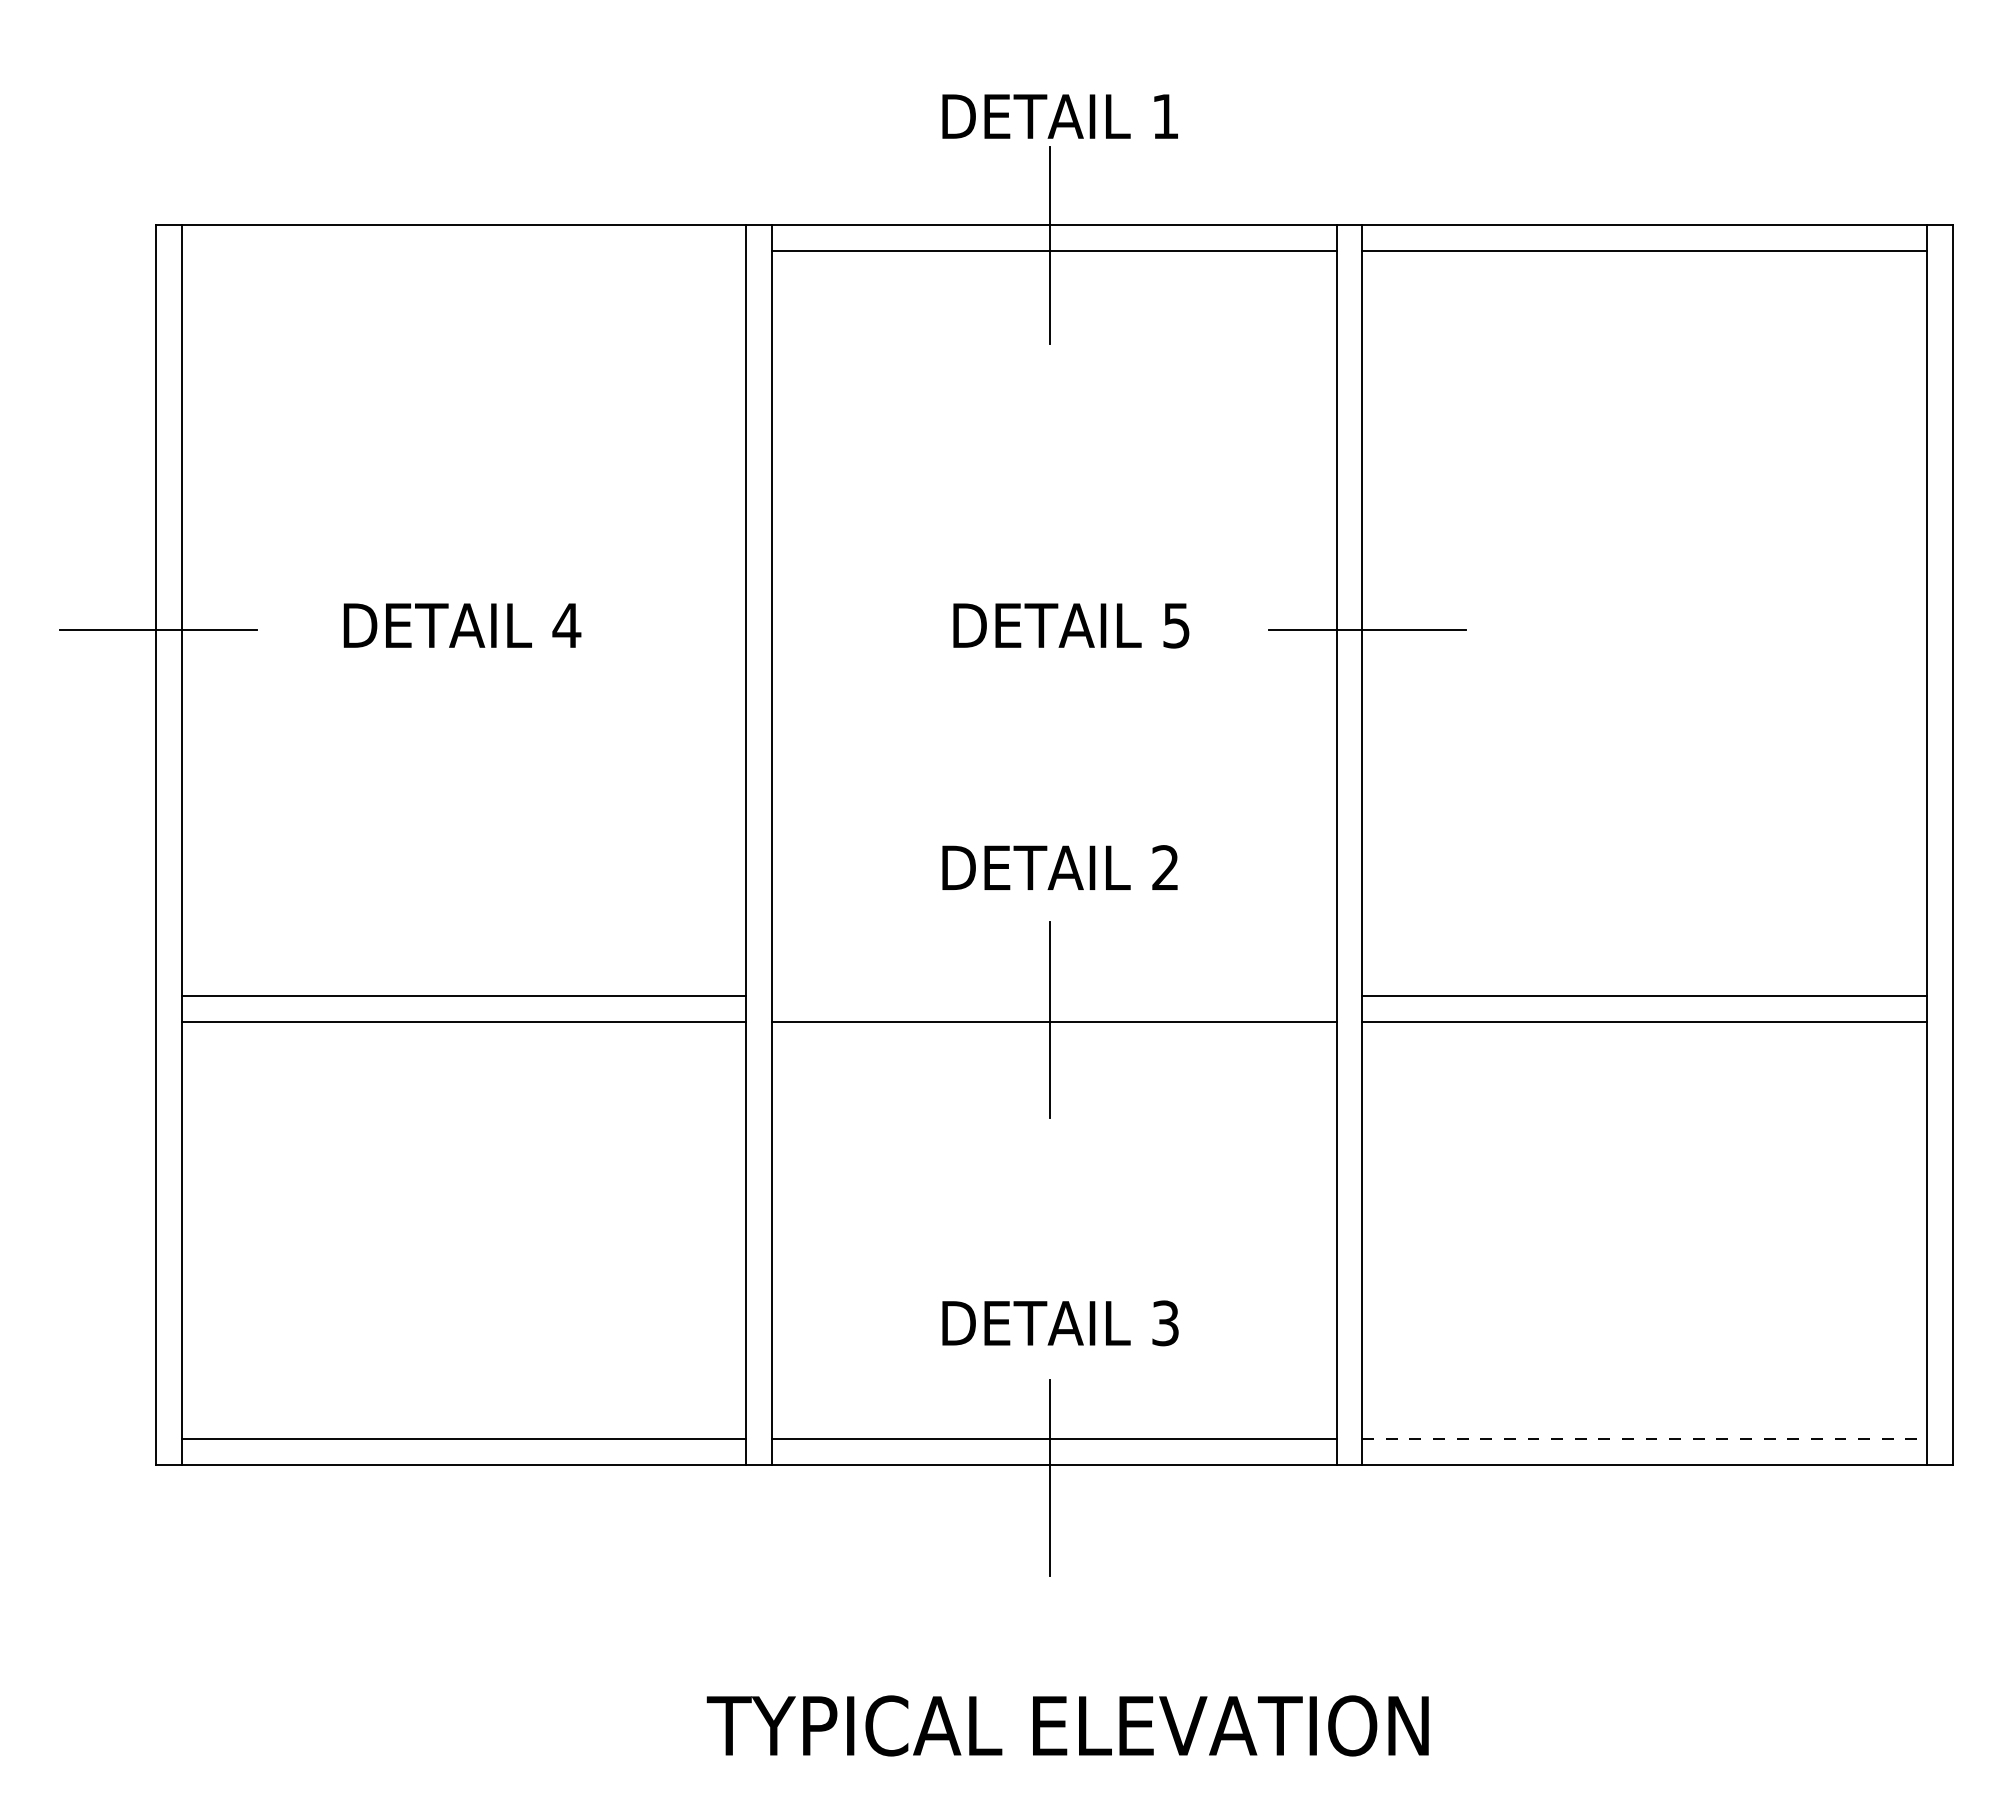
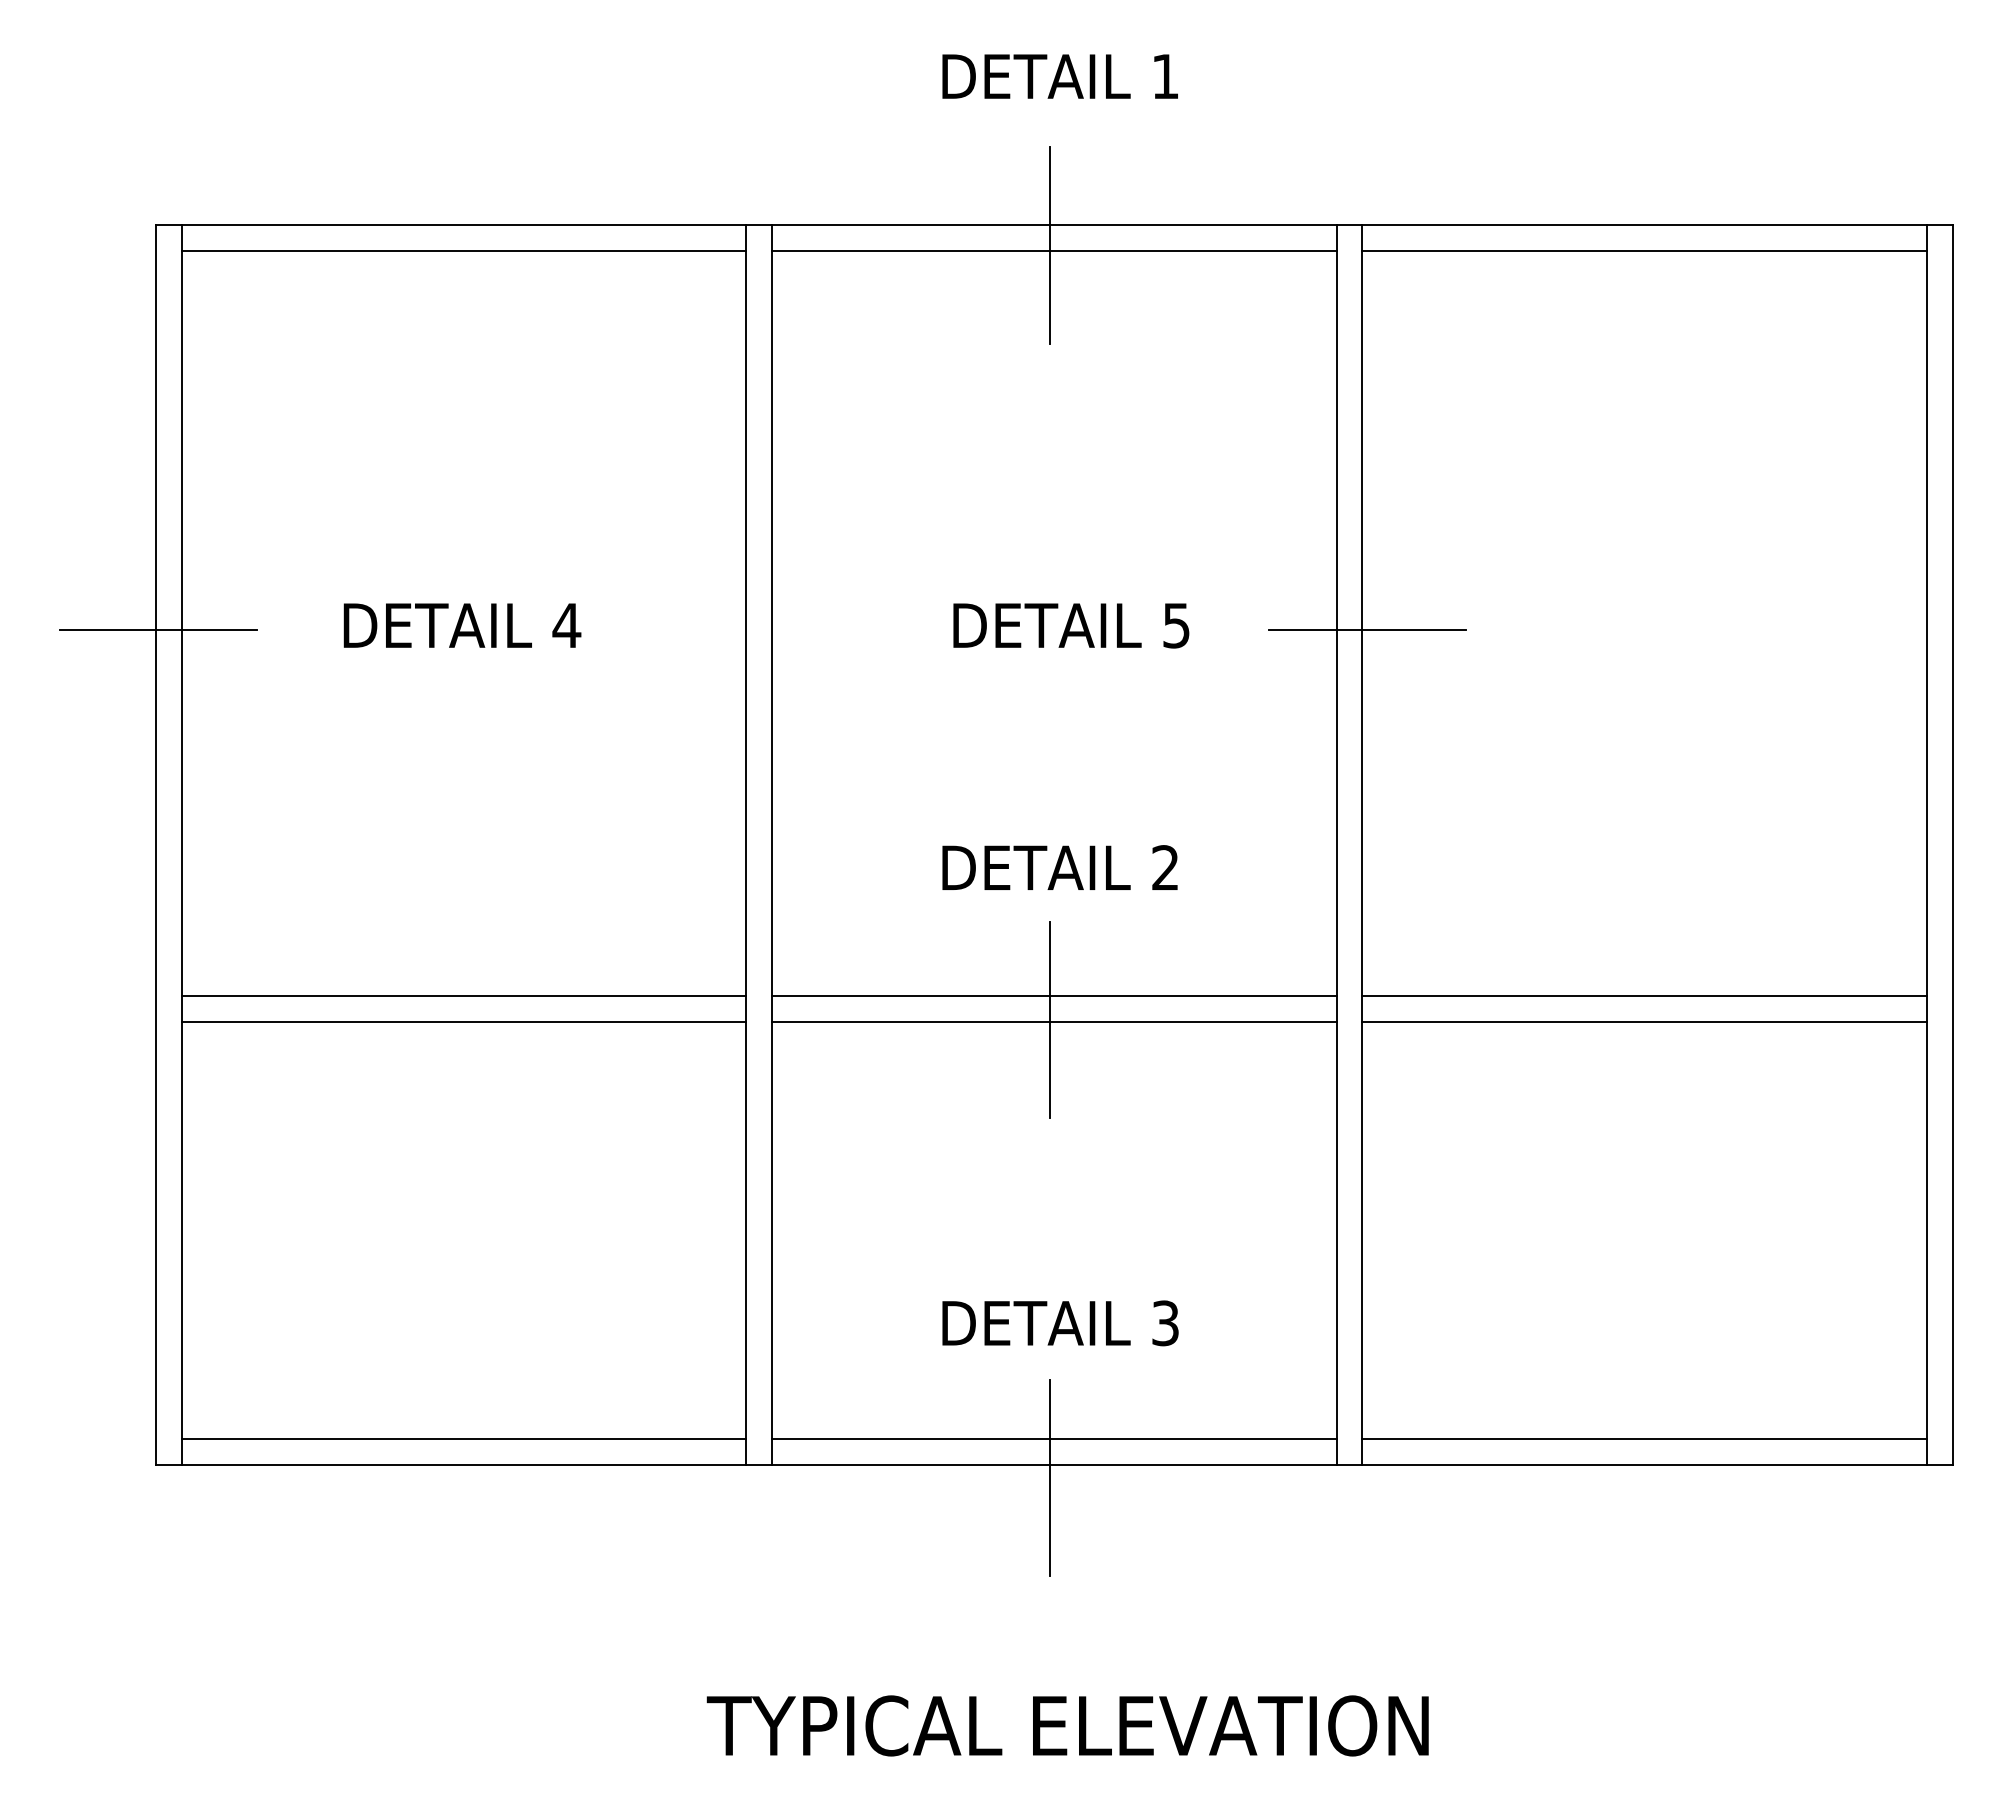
text position: (1059, 116) -> (1059, 76) (1059, 76)
line: none -> present (463, 250)
line: none -> present (1053, 996)
line: dashed -> solid (1645, 1439)
